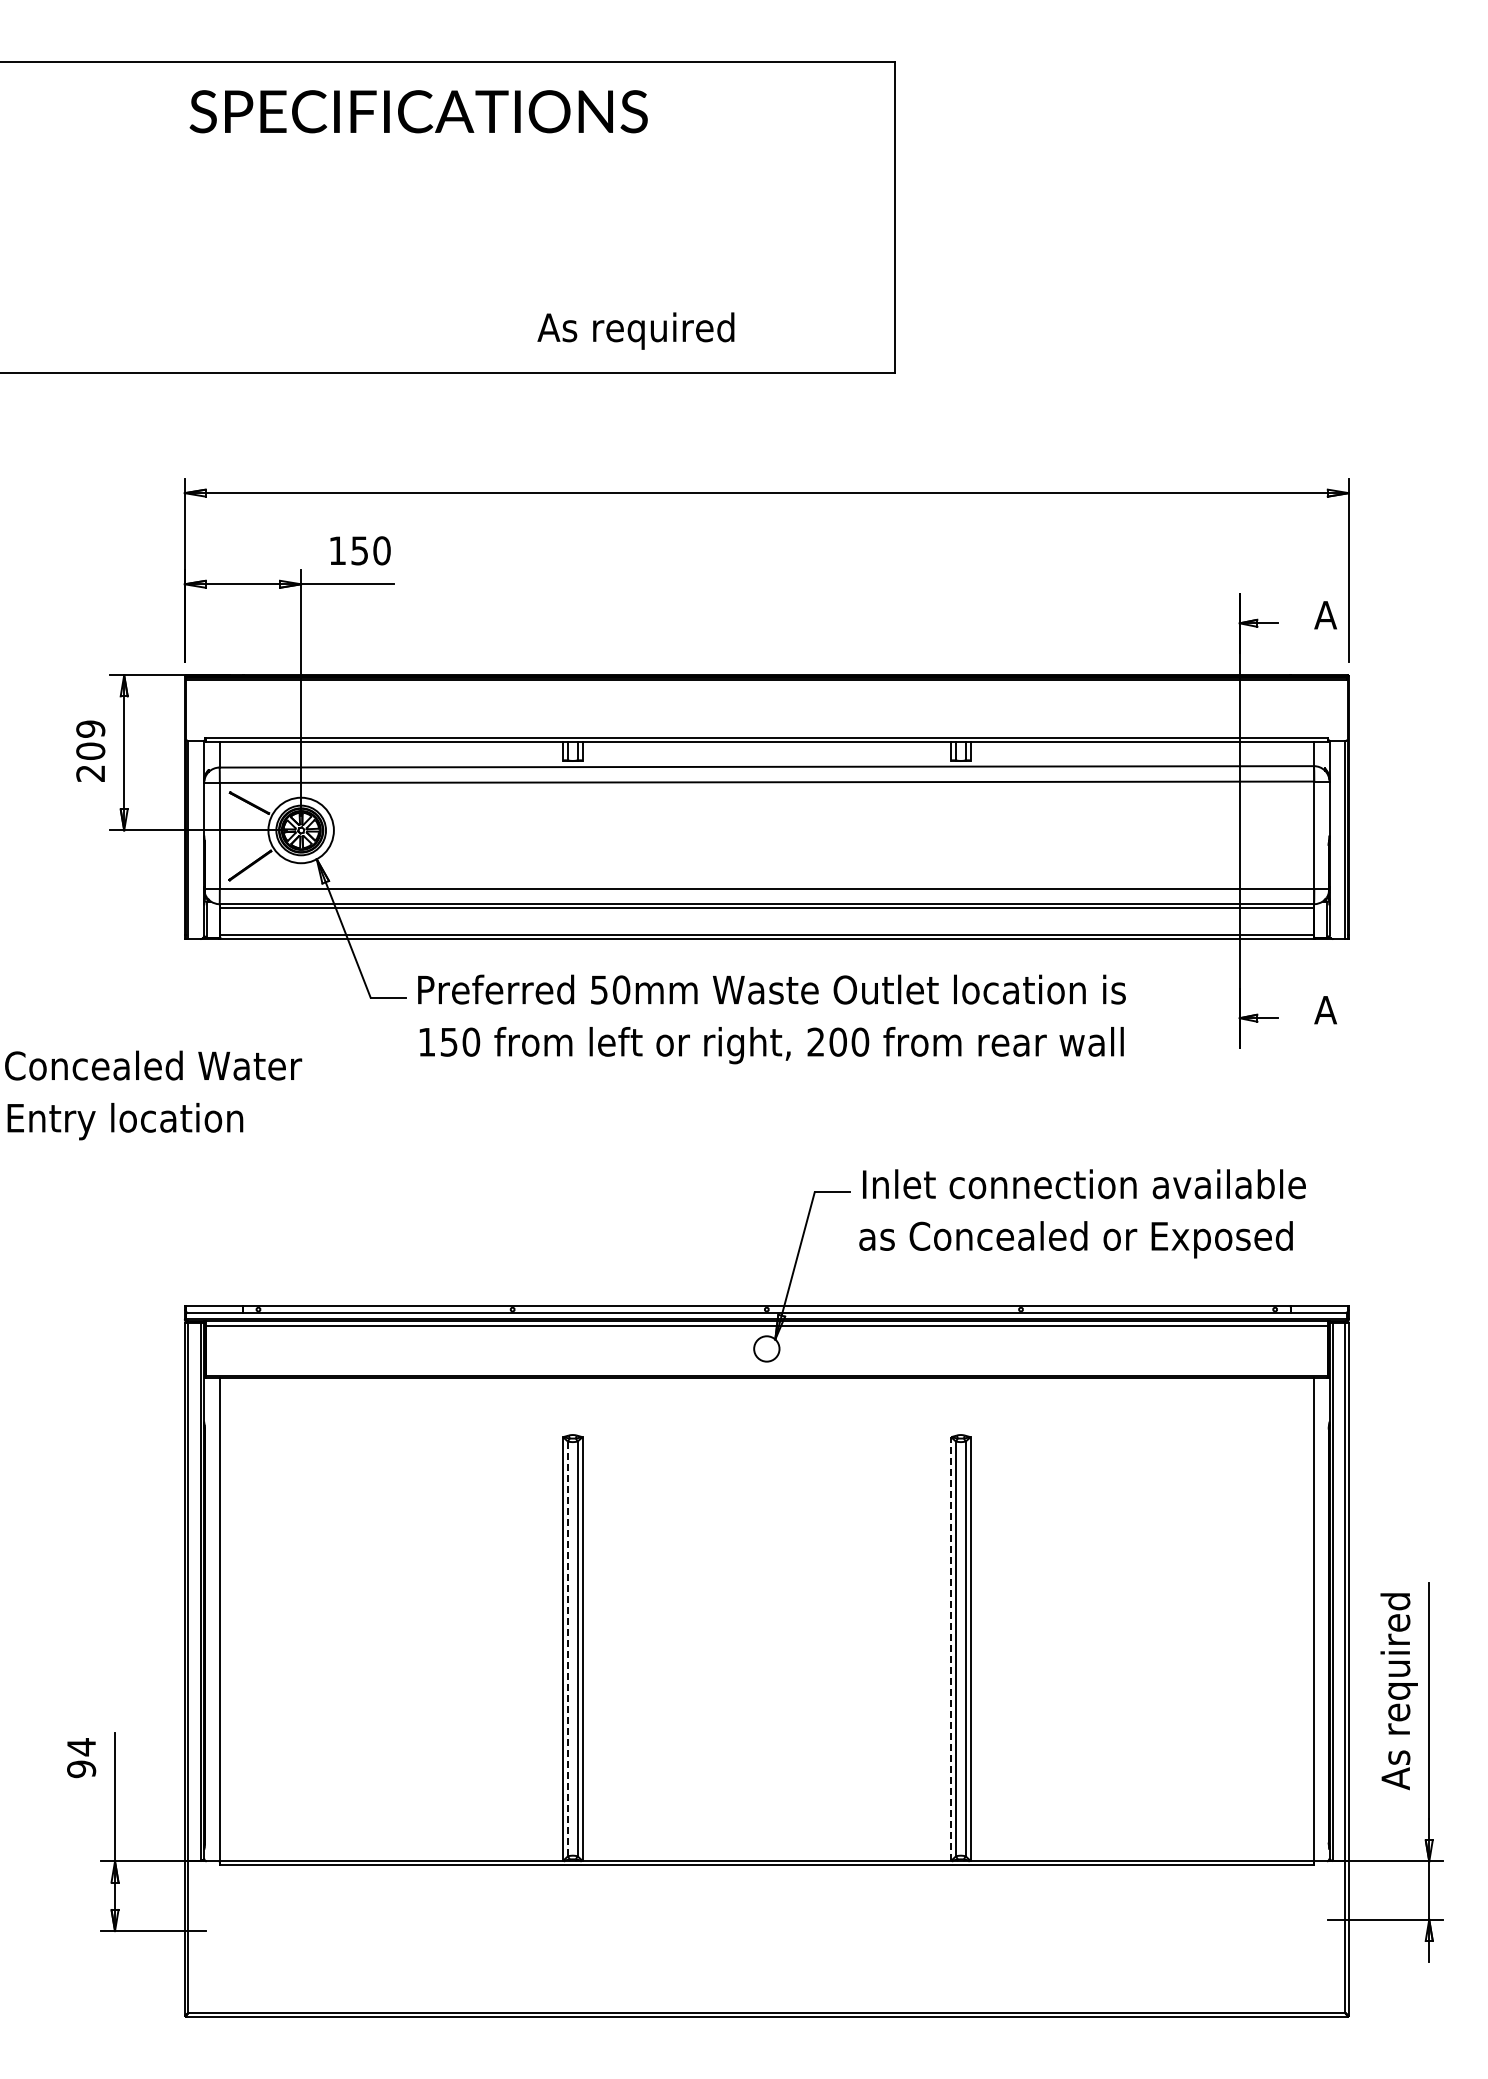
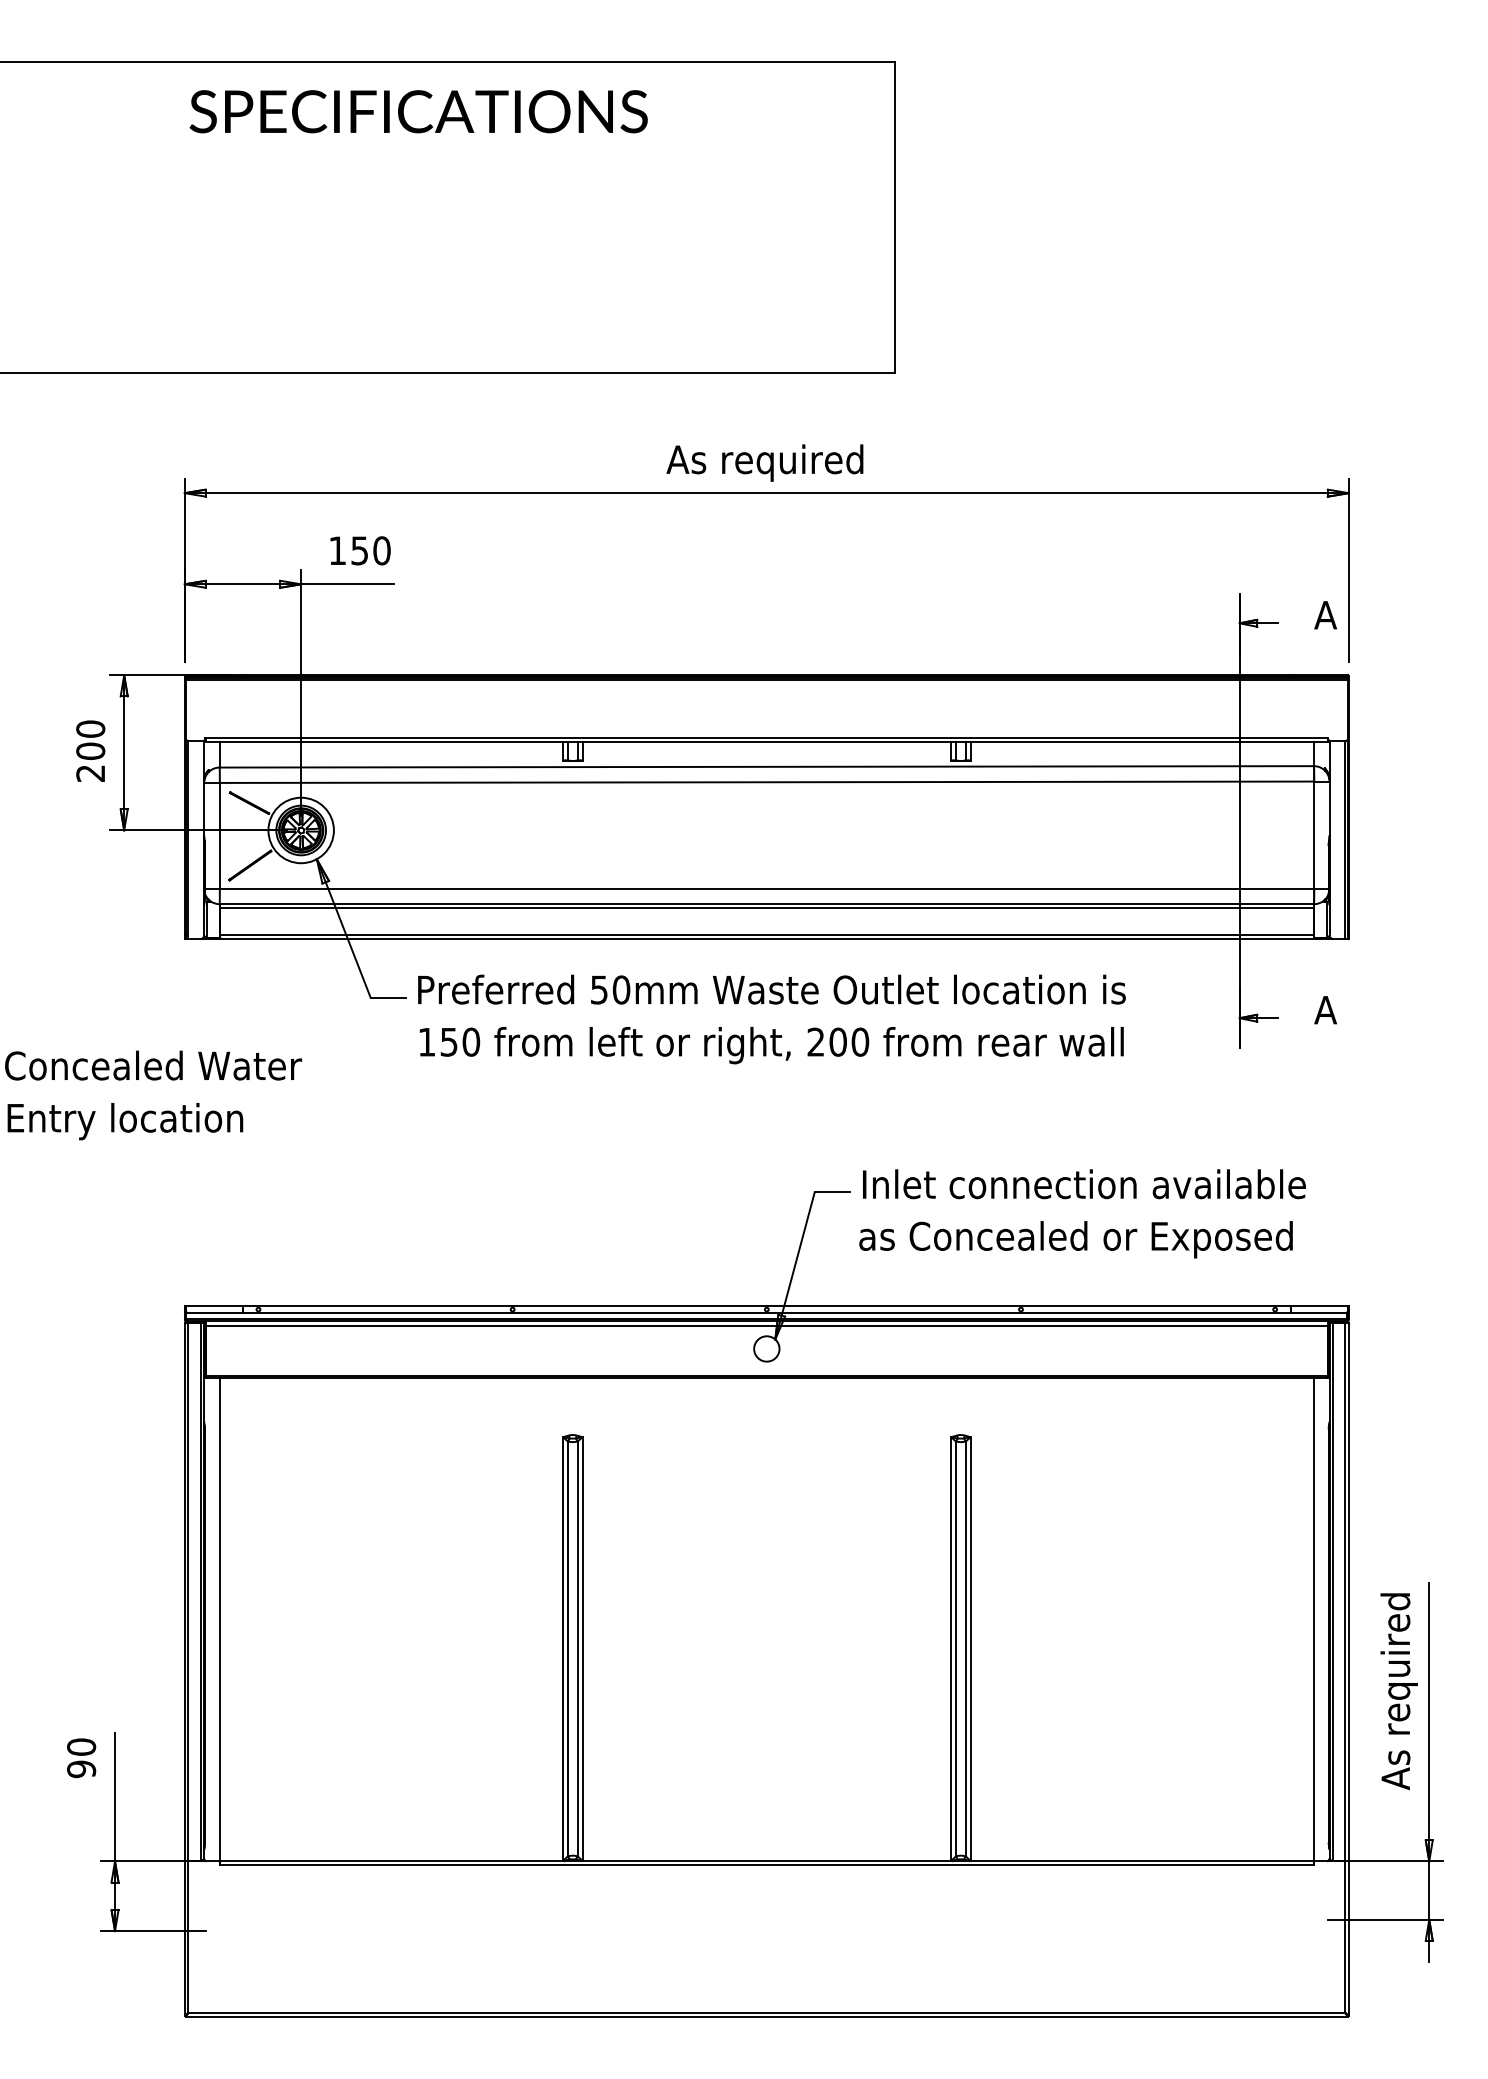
text position: (635, 330) -> (764, 462) (764, 462)
text: 209 -> 200 (90, 728)
line: dashed -> solid (567, 1649)
line: dashed -> solid (951, 1649)
text: 94 -> 90 (81, 1747)
